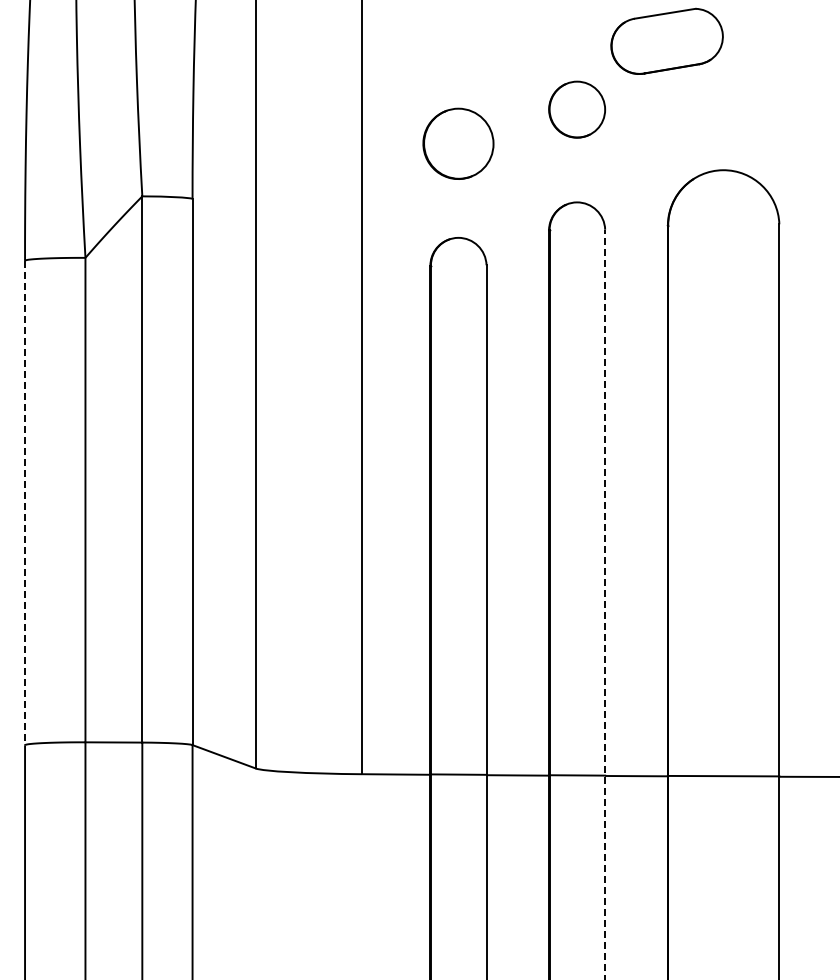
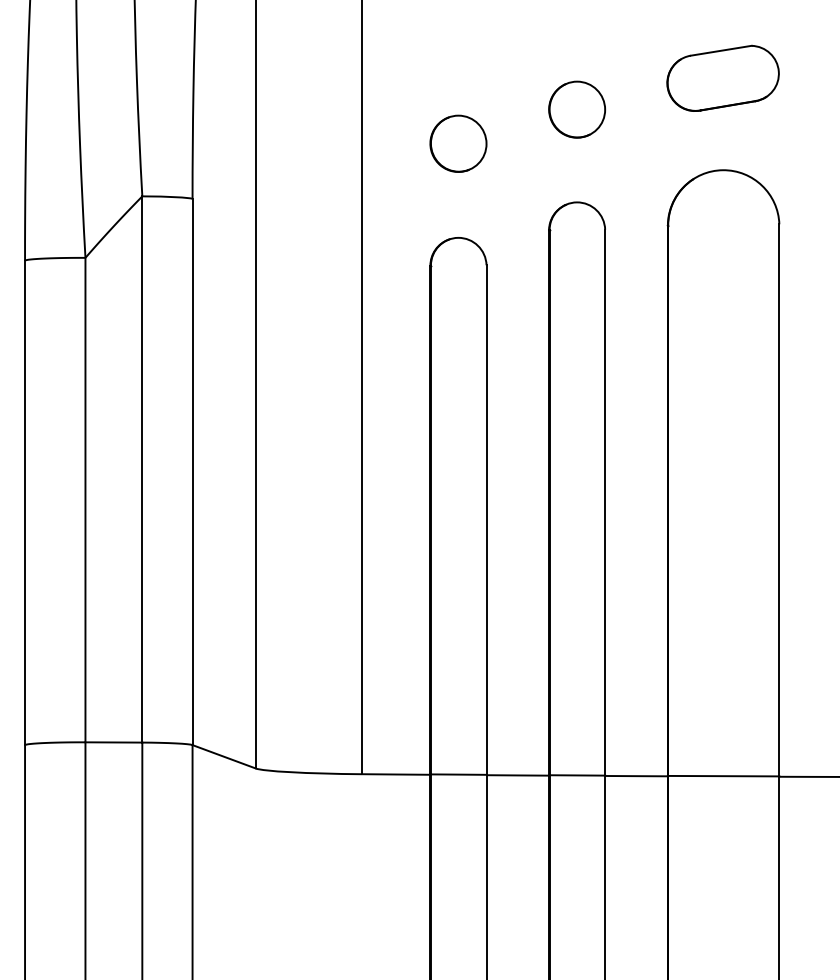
part position: (666, 40) -> (722, 77) (722, 77)
part size: 73x73 px -> 59x59 px (458, 143)
line: dashed -> solid (25, 503)
line: dashed -> solid (605, 604)
